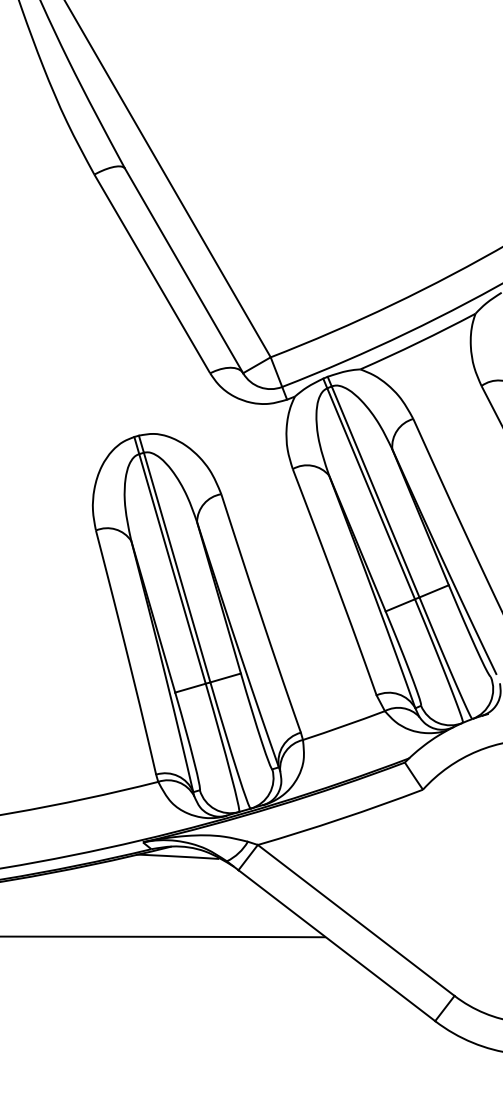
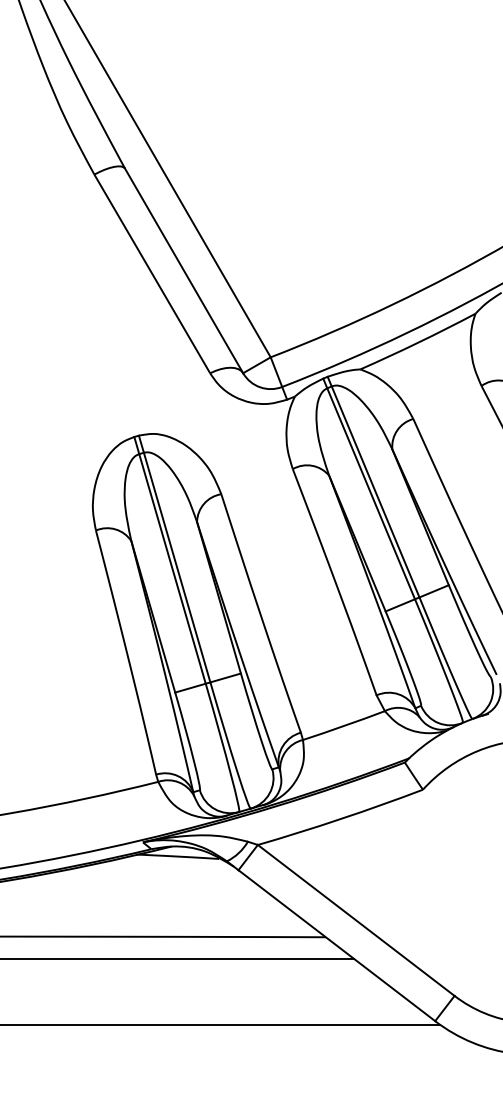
line: none -> present (177, 958)
line: none -> present (221, 1024)
